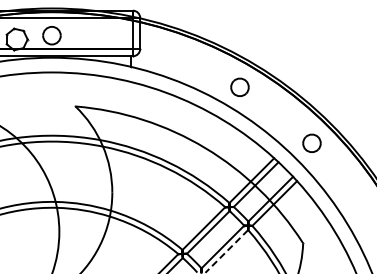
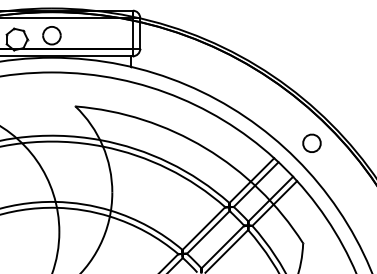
part: present -> none (239, 86)
line: dashed -> solid (226, 251)
